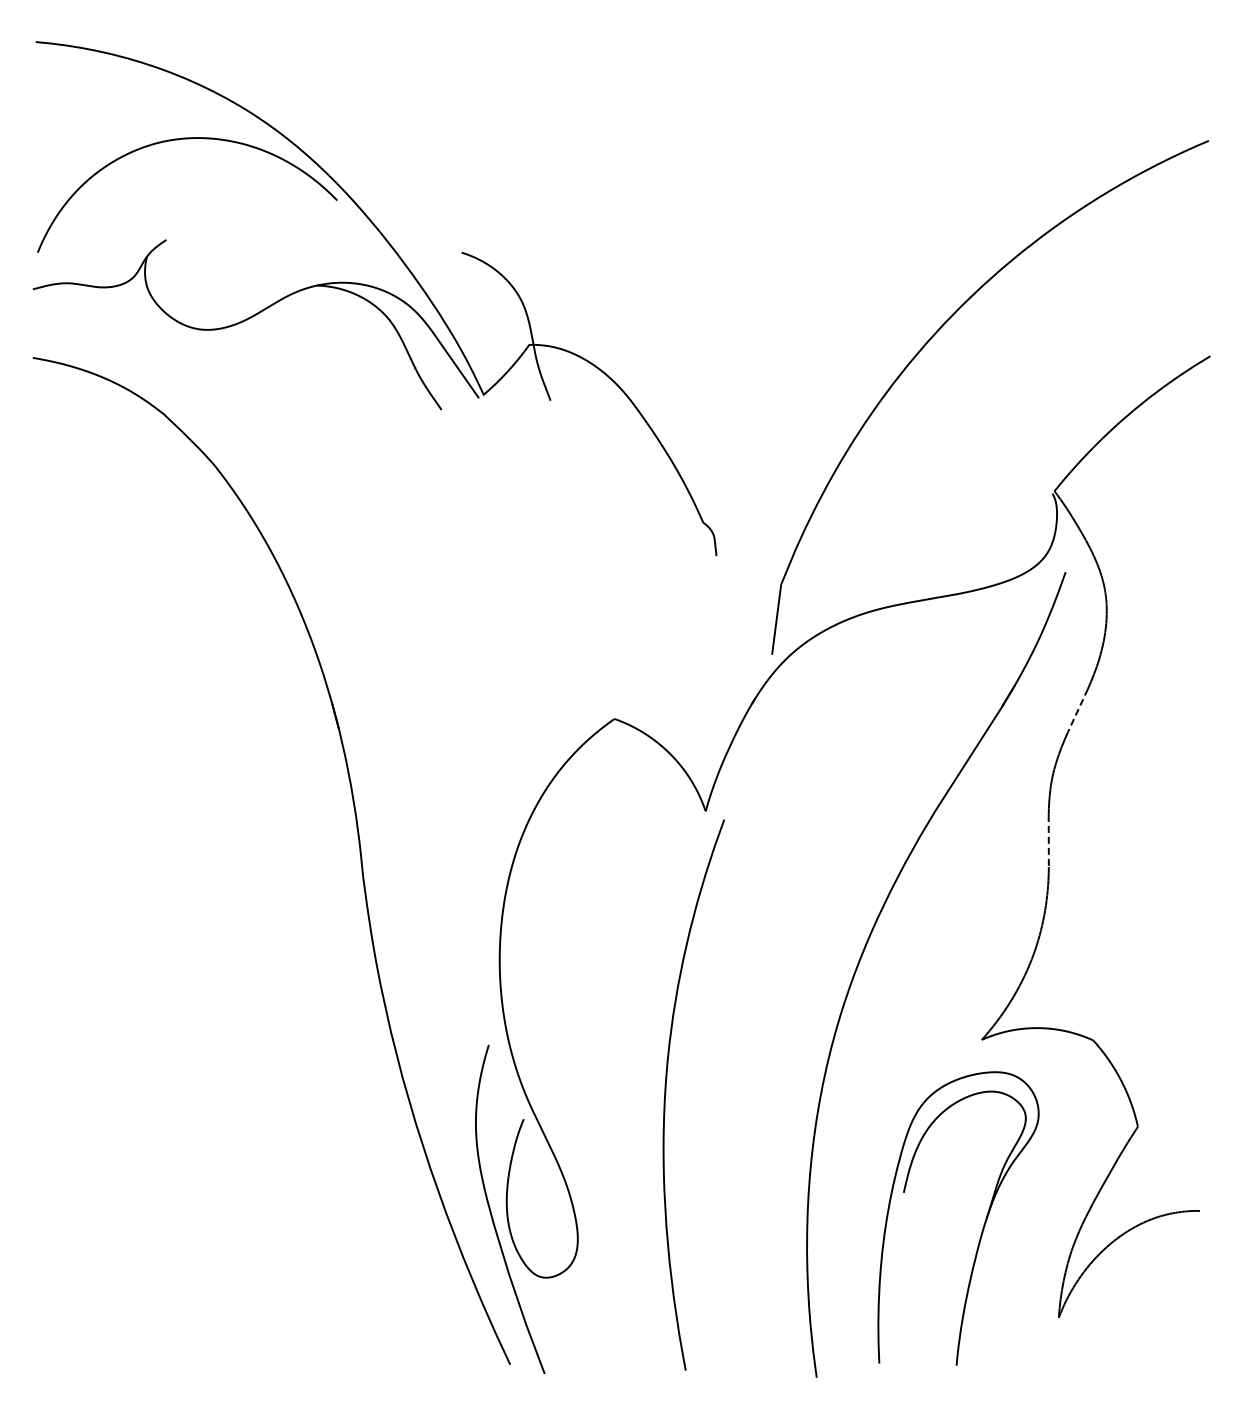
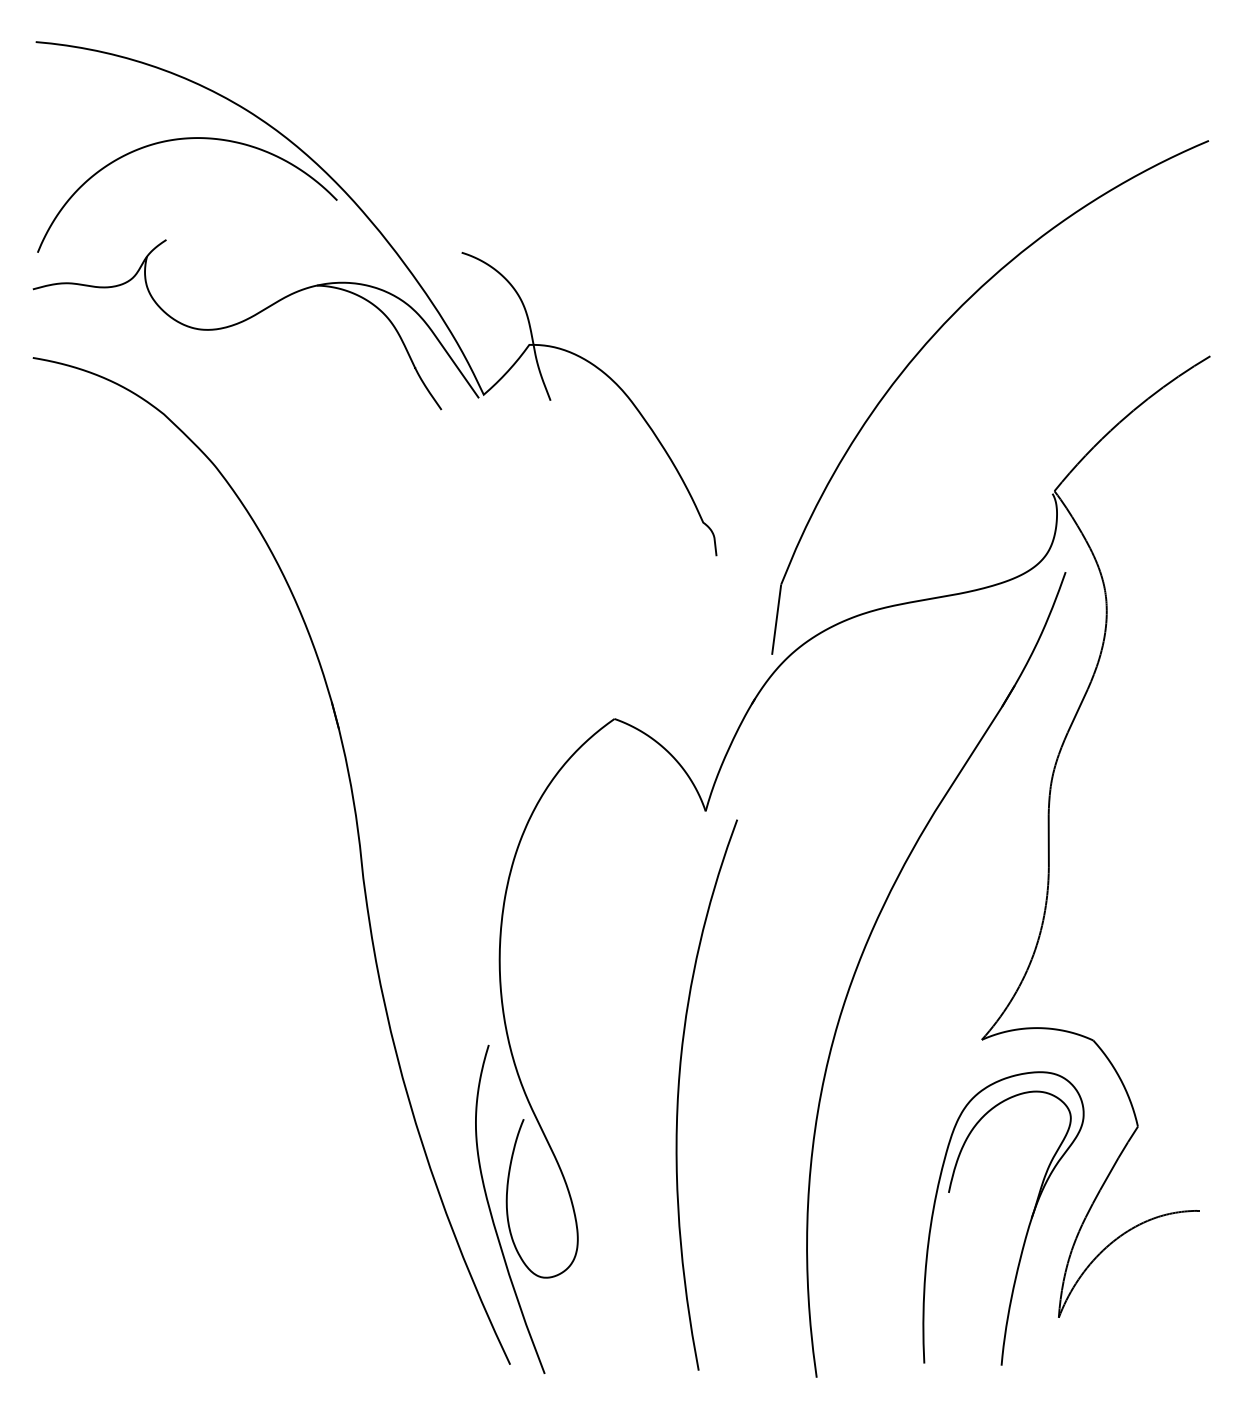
line: dashed -> solid (1077, 711)
line: dashed -> solid (1048, 841)
curve position: (666, 1093) -> (679, 1093) (679, 1093)
part position: (982, 1227) -> (1027, 1227) (1027, 1227)
